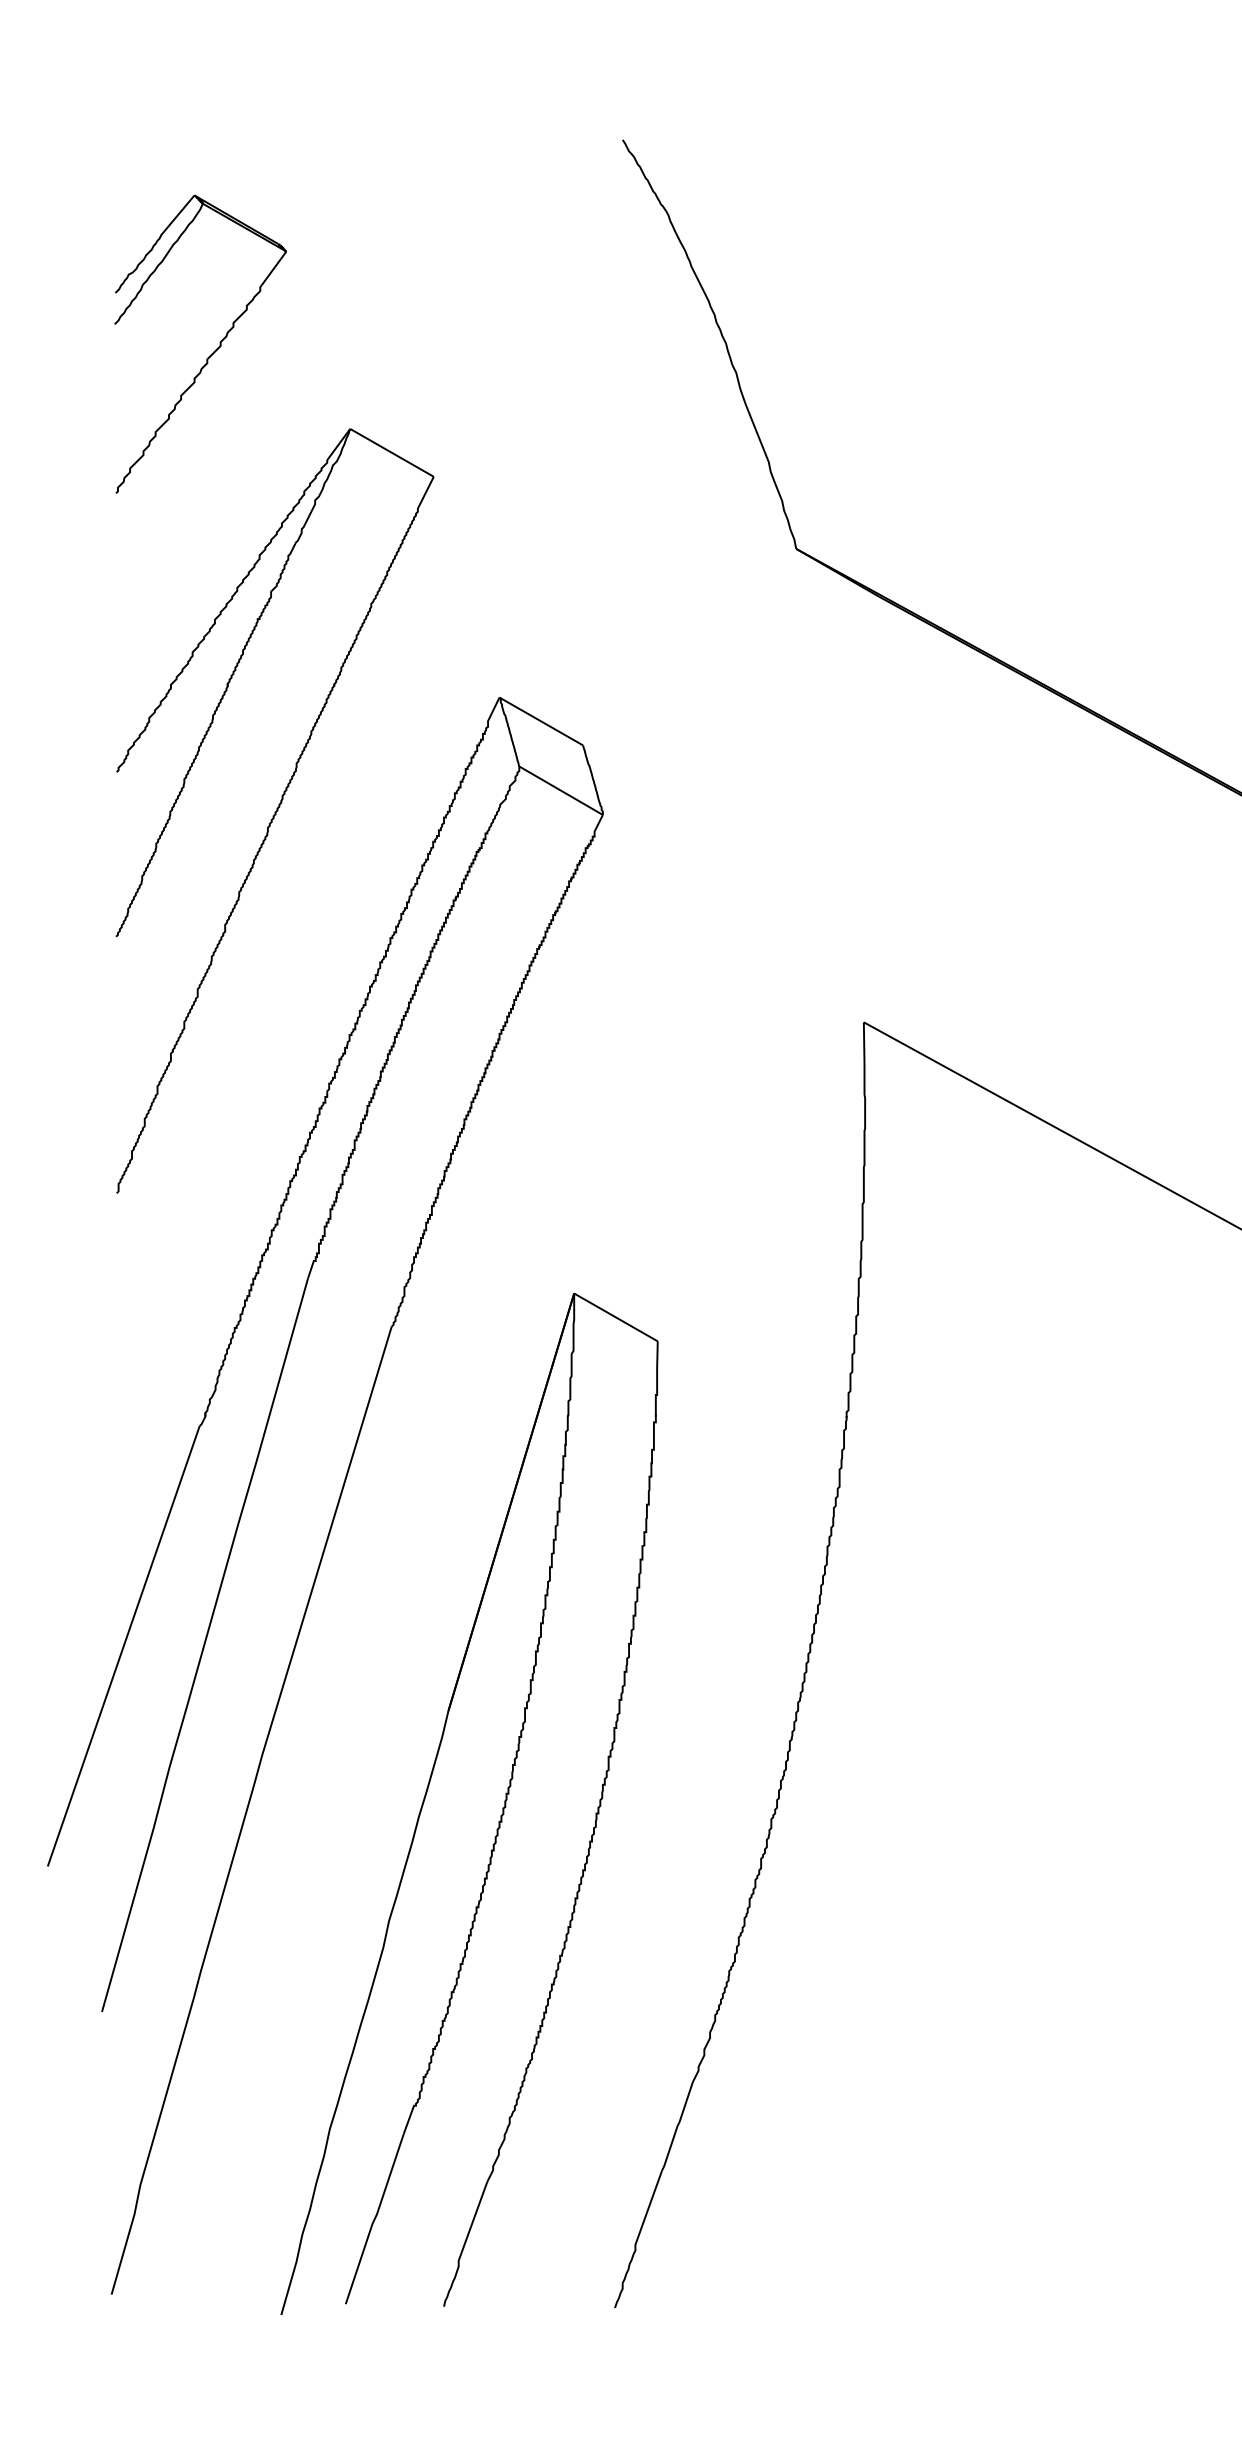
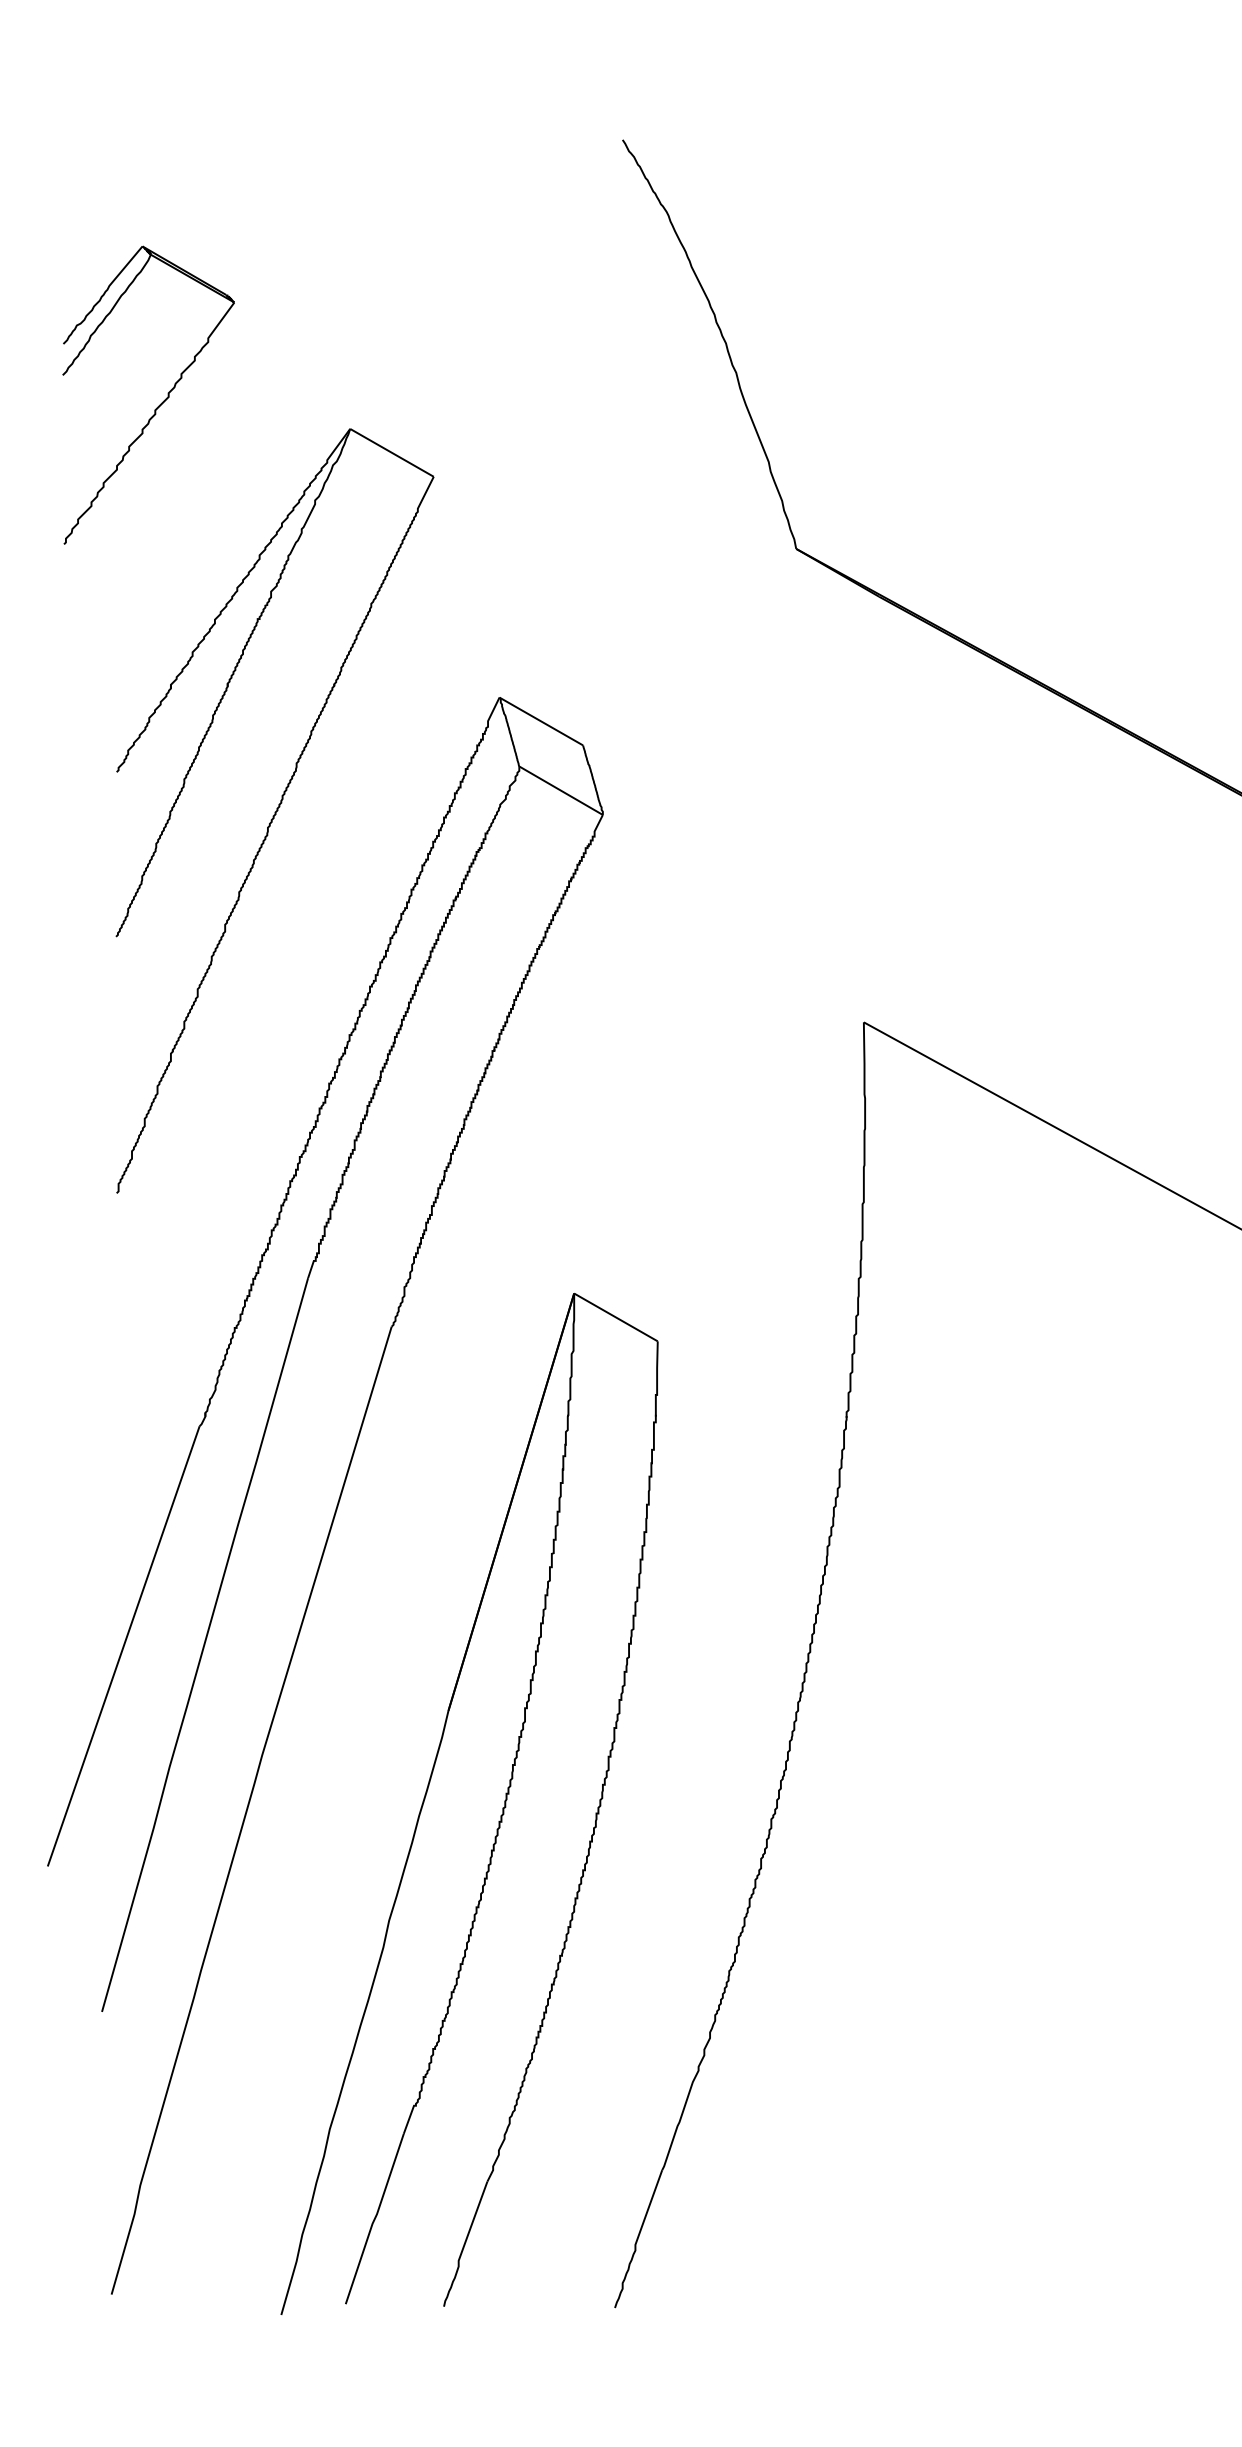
part position: (211, 353) -> (159, 404) (159, 404)
